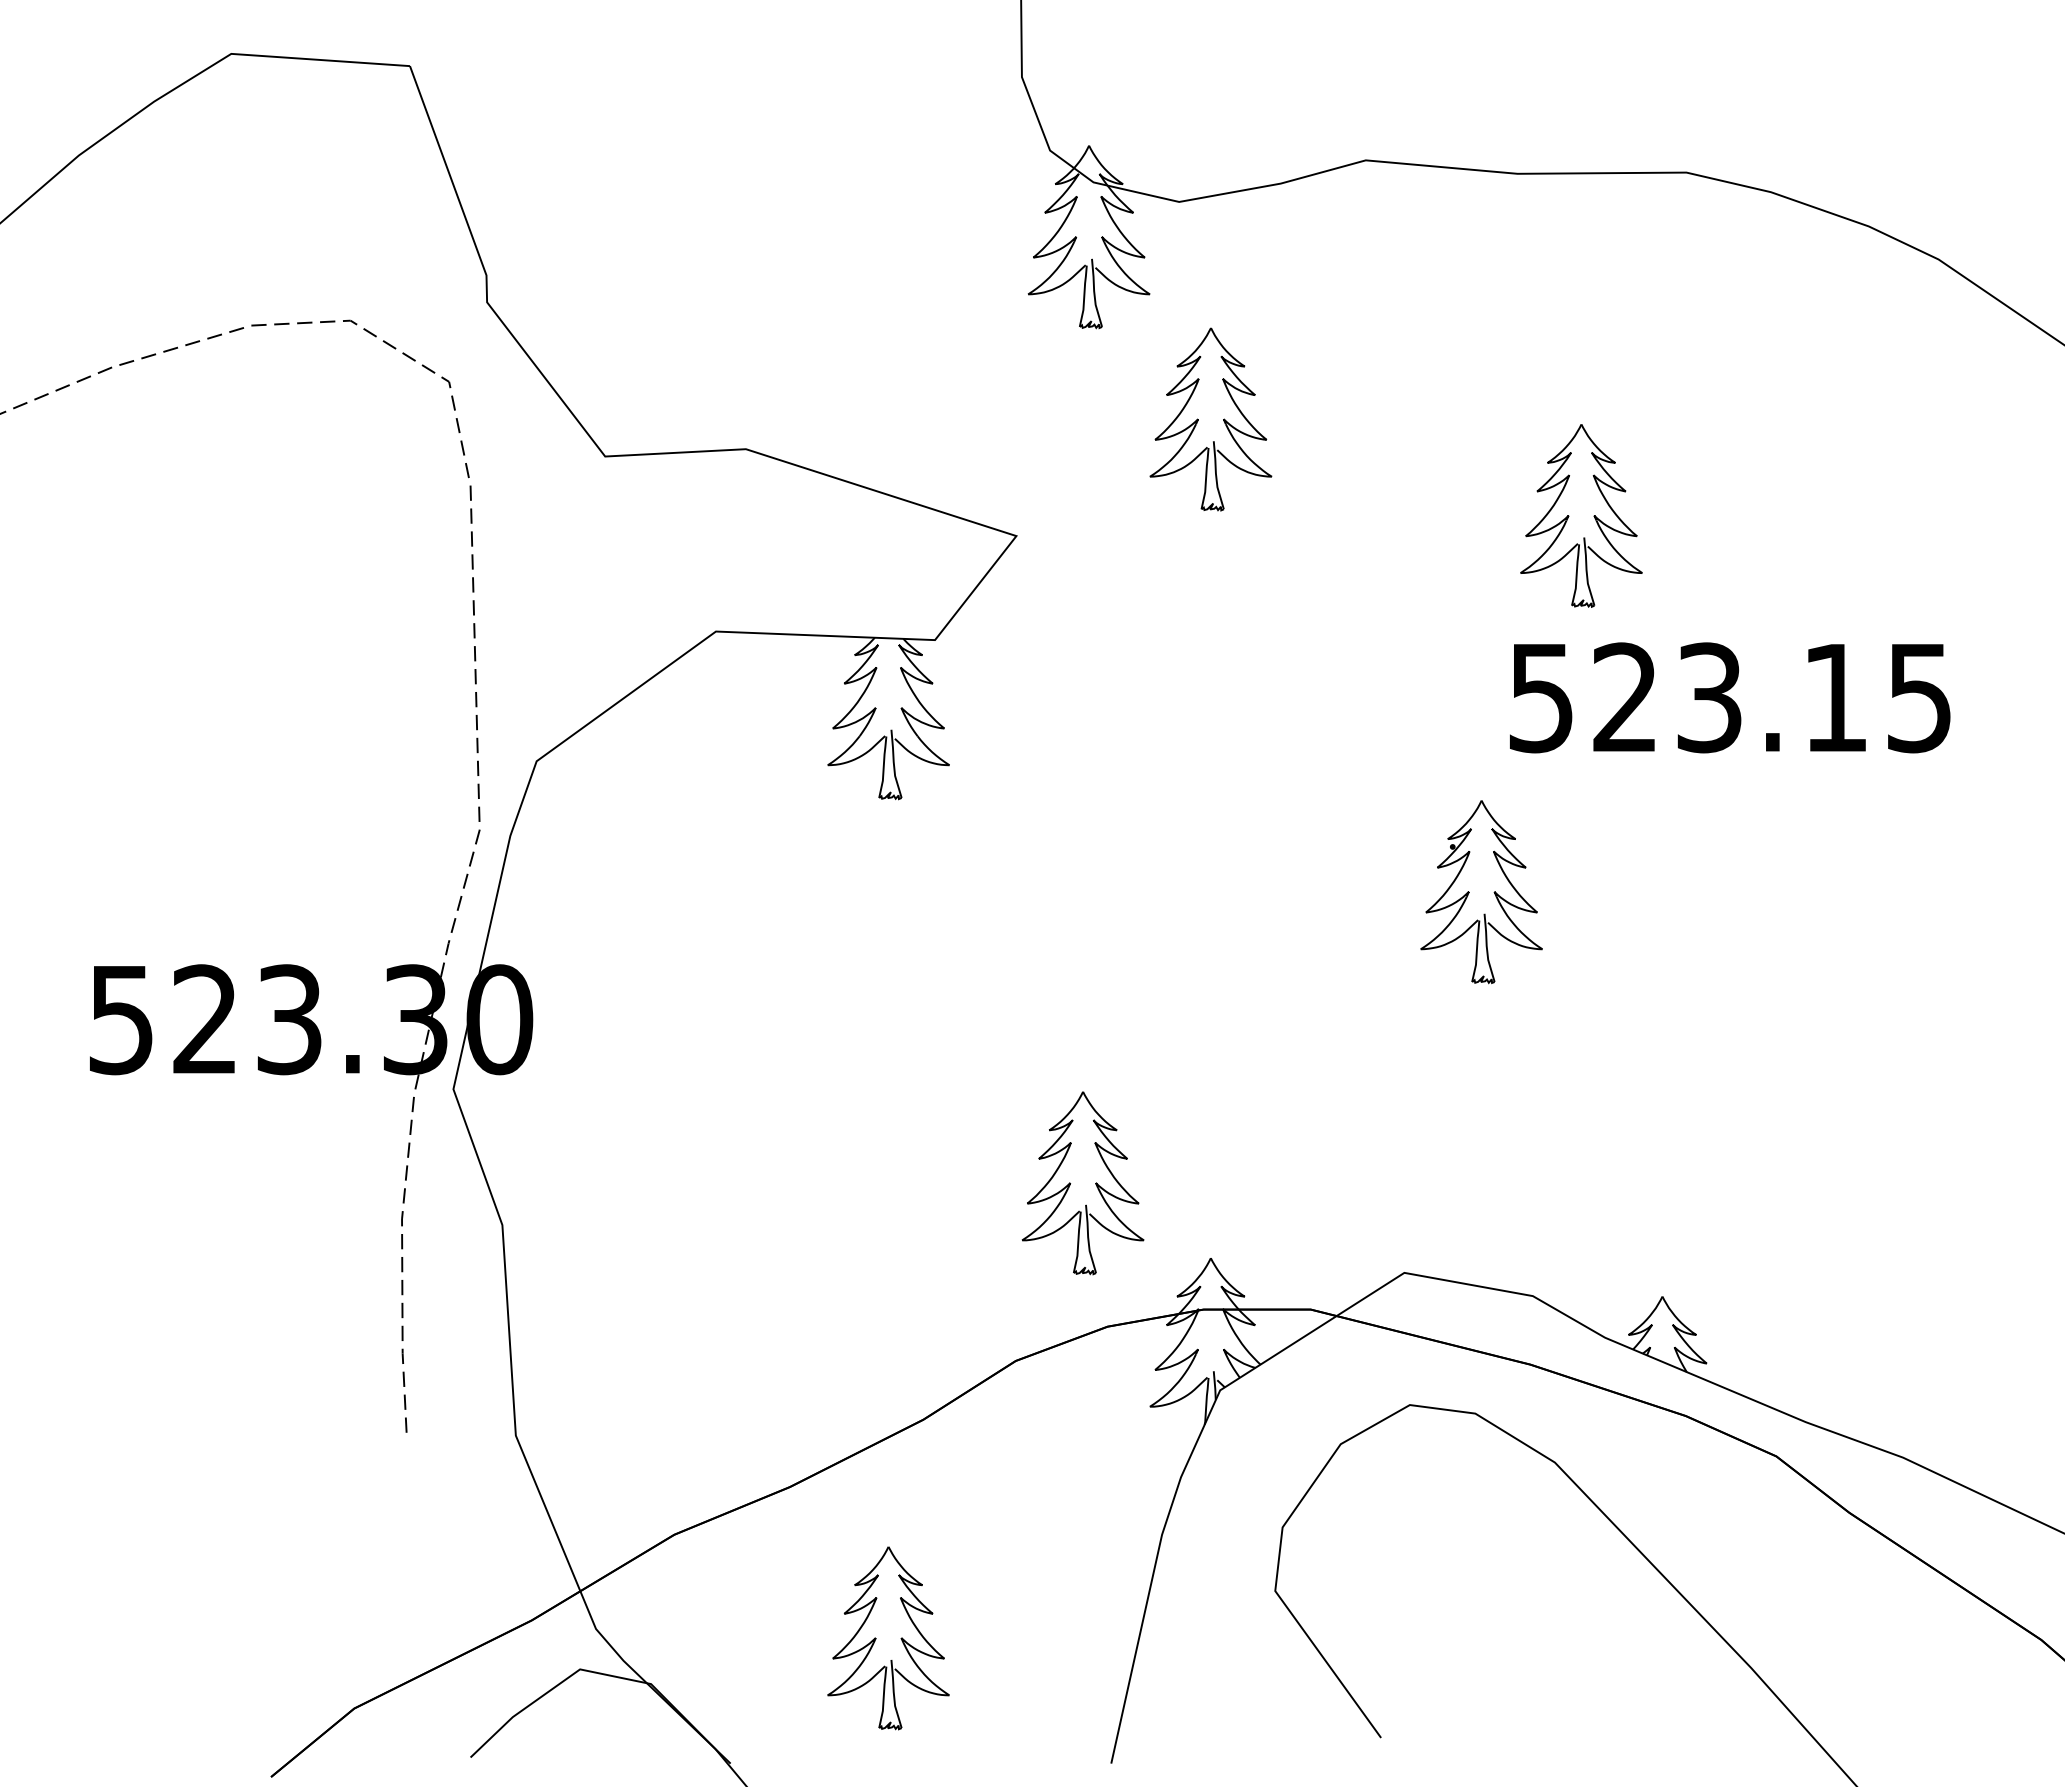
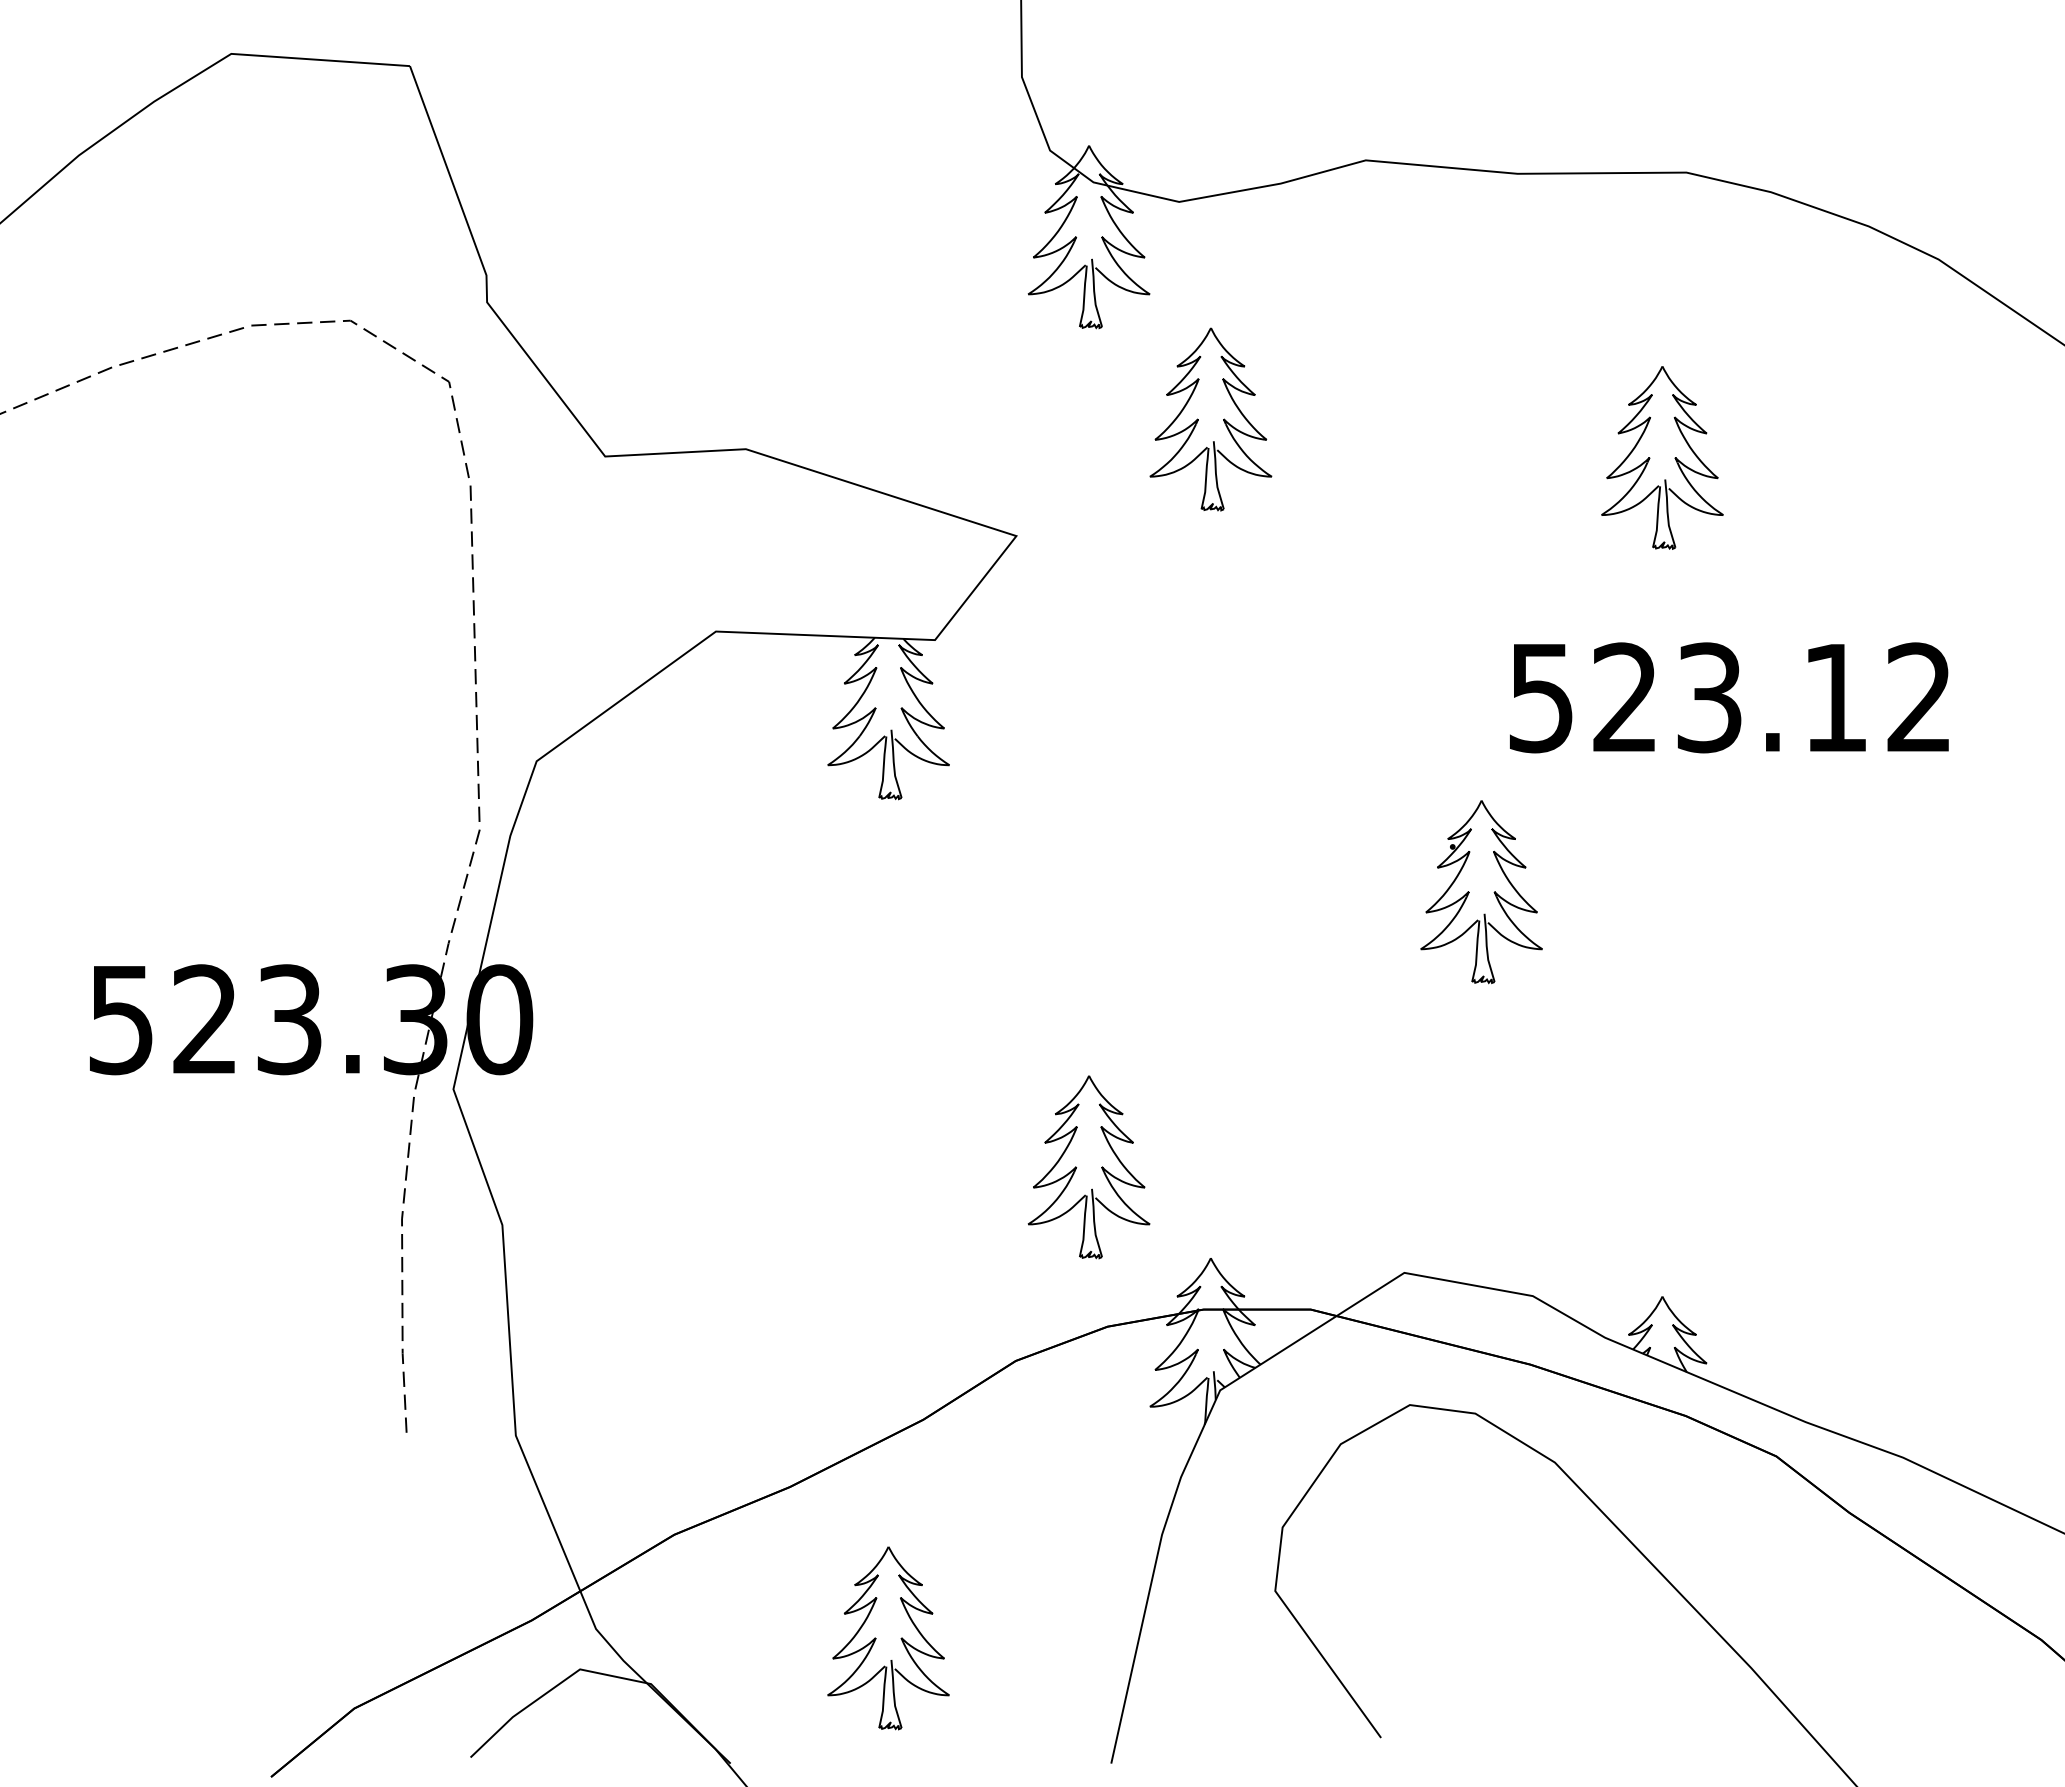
part position: (1581, 515) -> (1662, 457) (1662, 457)
text: 523.15 -> 523.12 (1918, 697)
part position: (1071, 1183) -> (1077, 1167) (1077, 1167)
